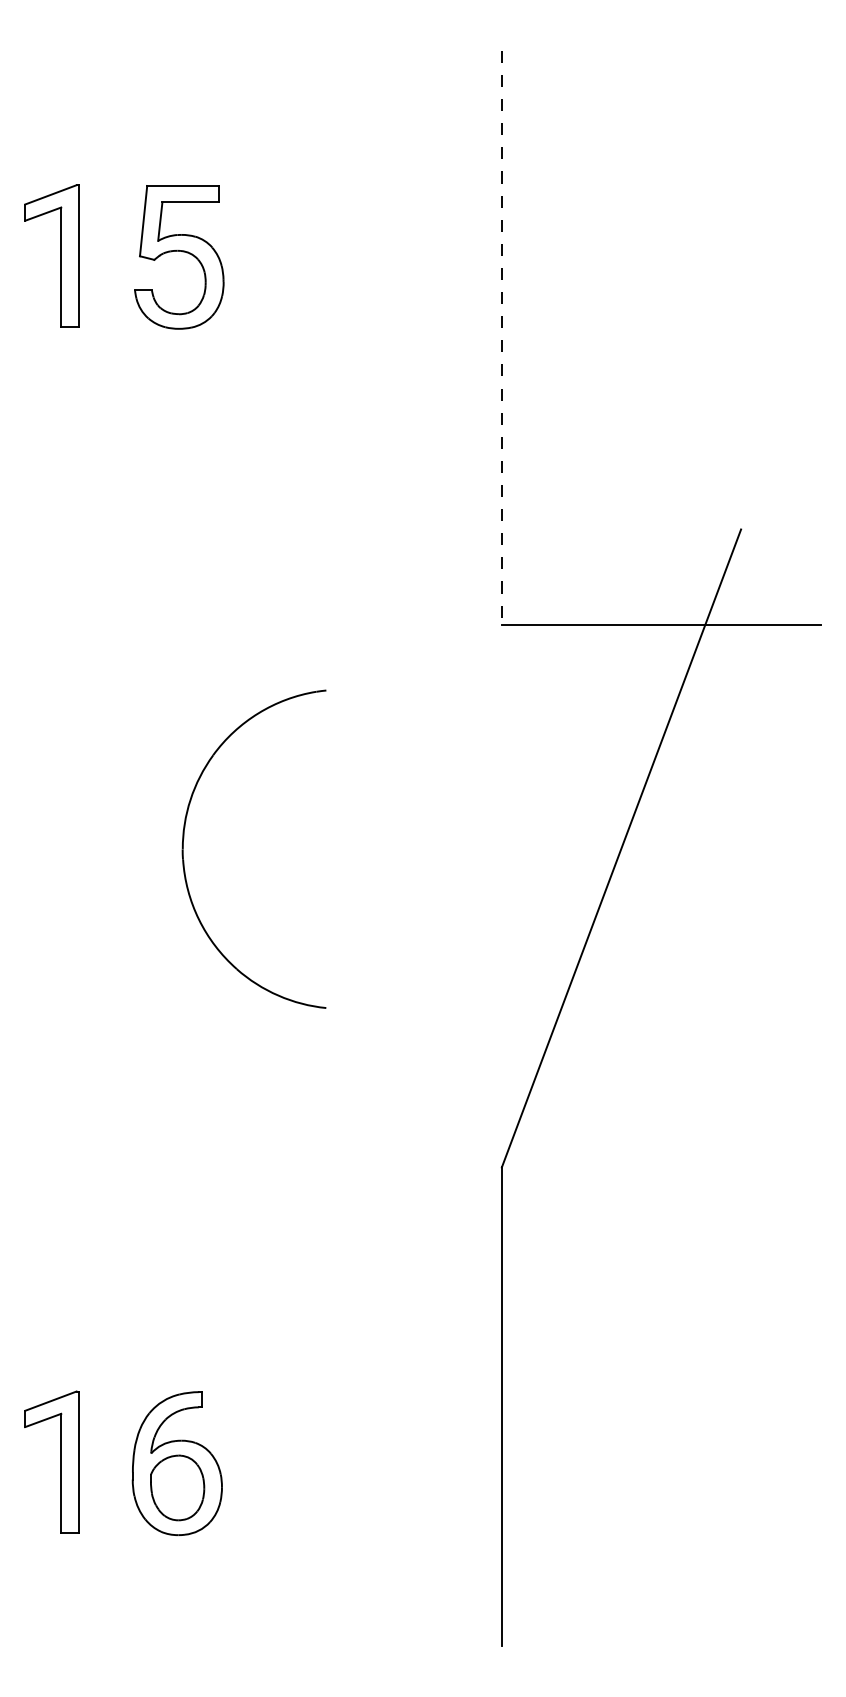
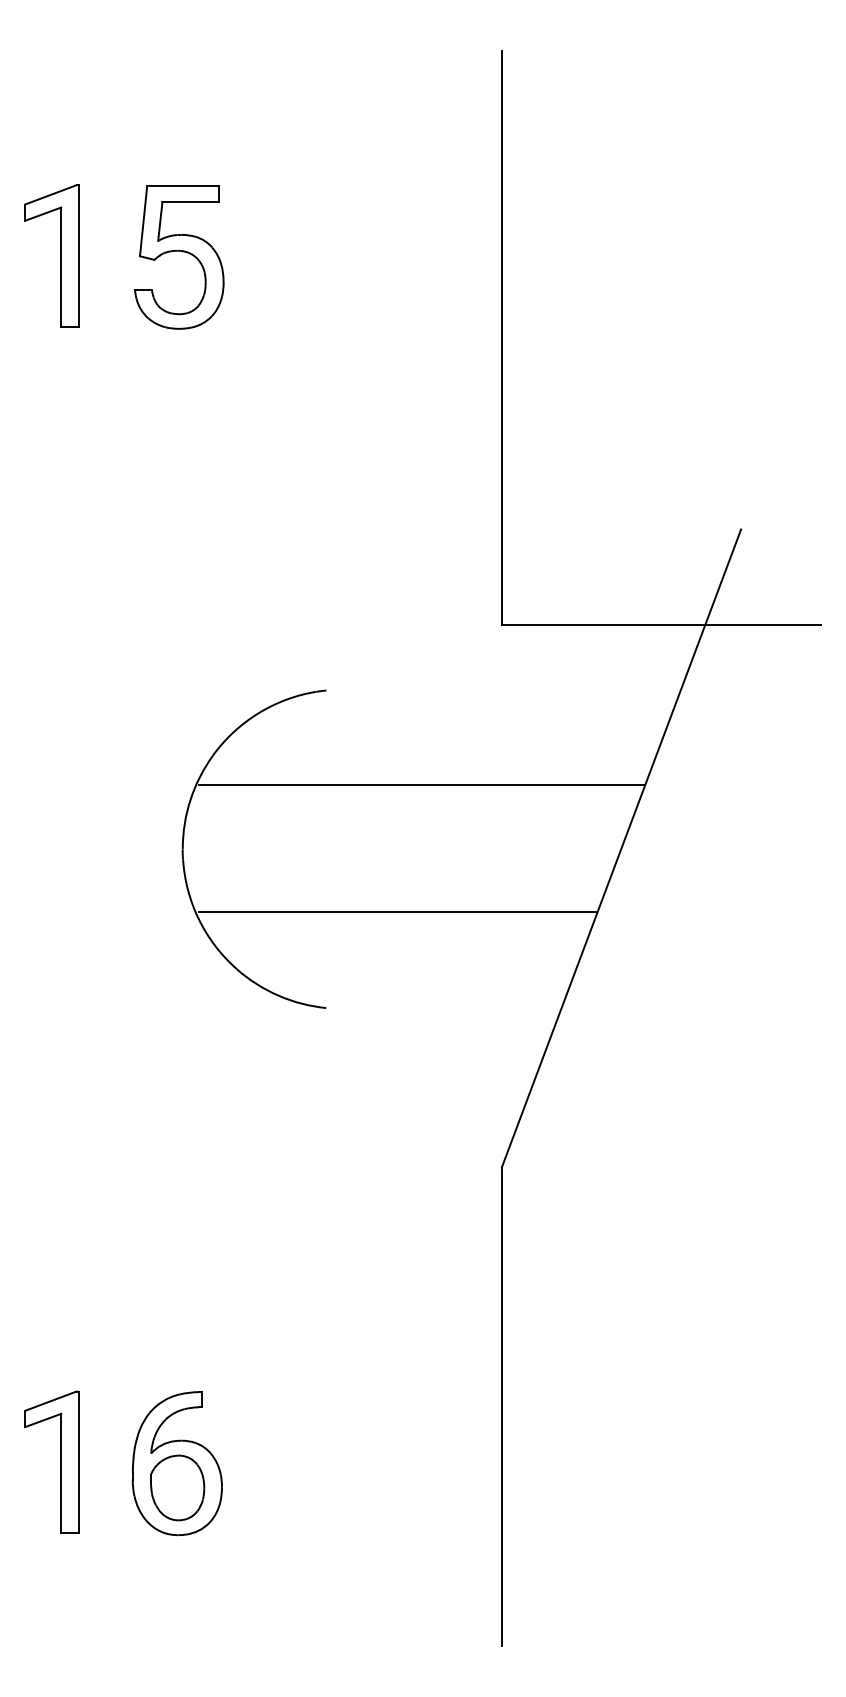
line: dashed -> solid (501, 338)
line: none -> present (421, 784)
line: none -> present (397, 912)
